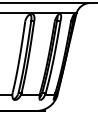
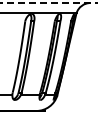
line: solid -> dashed (48, 3)
